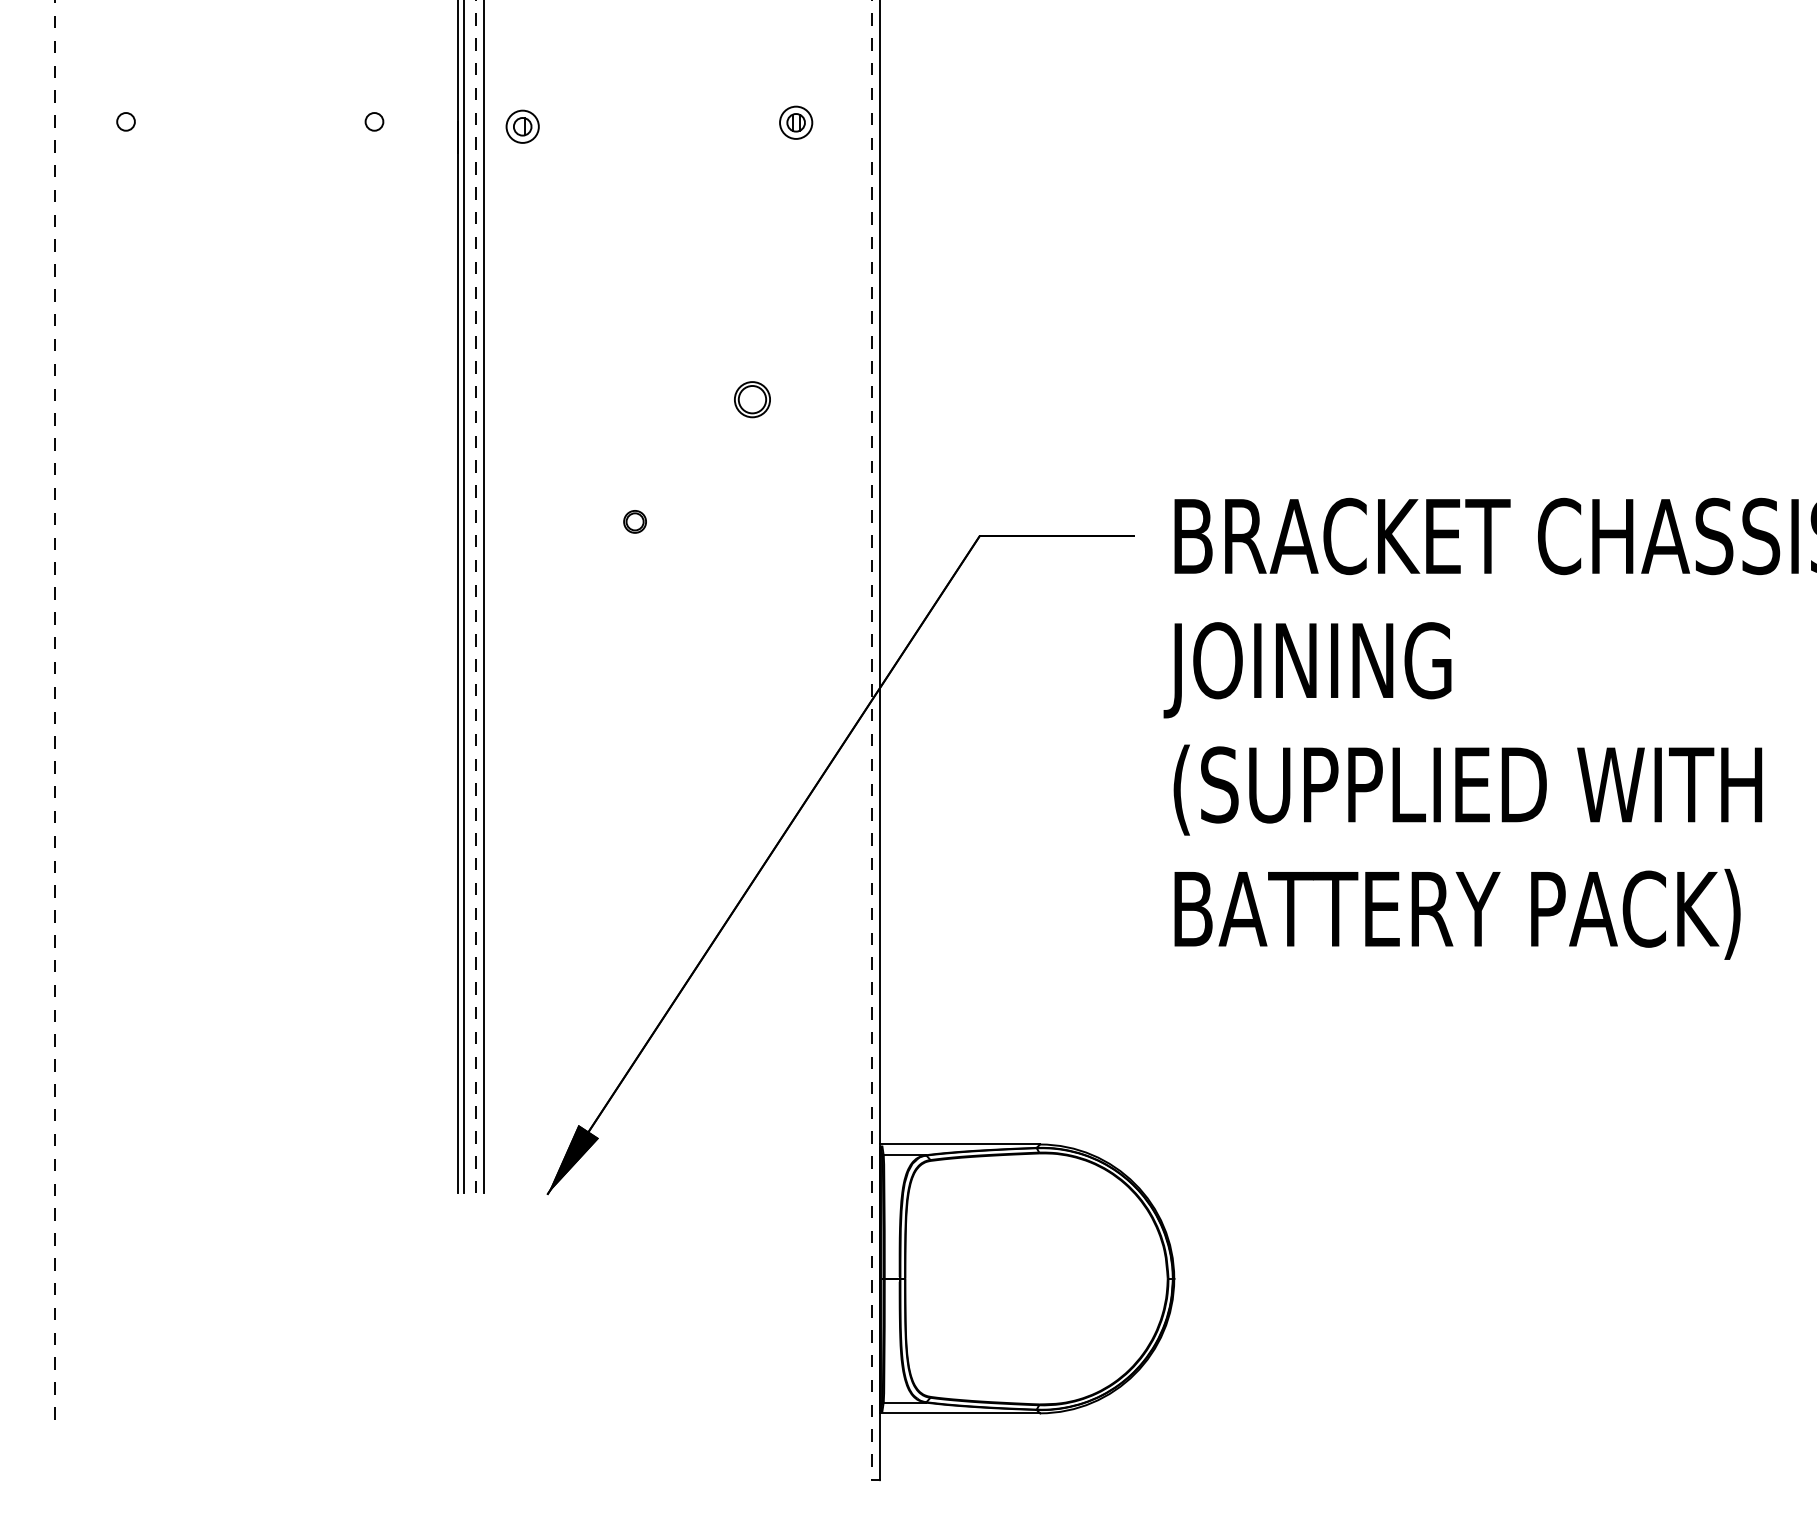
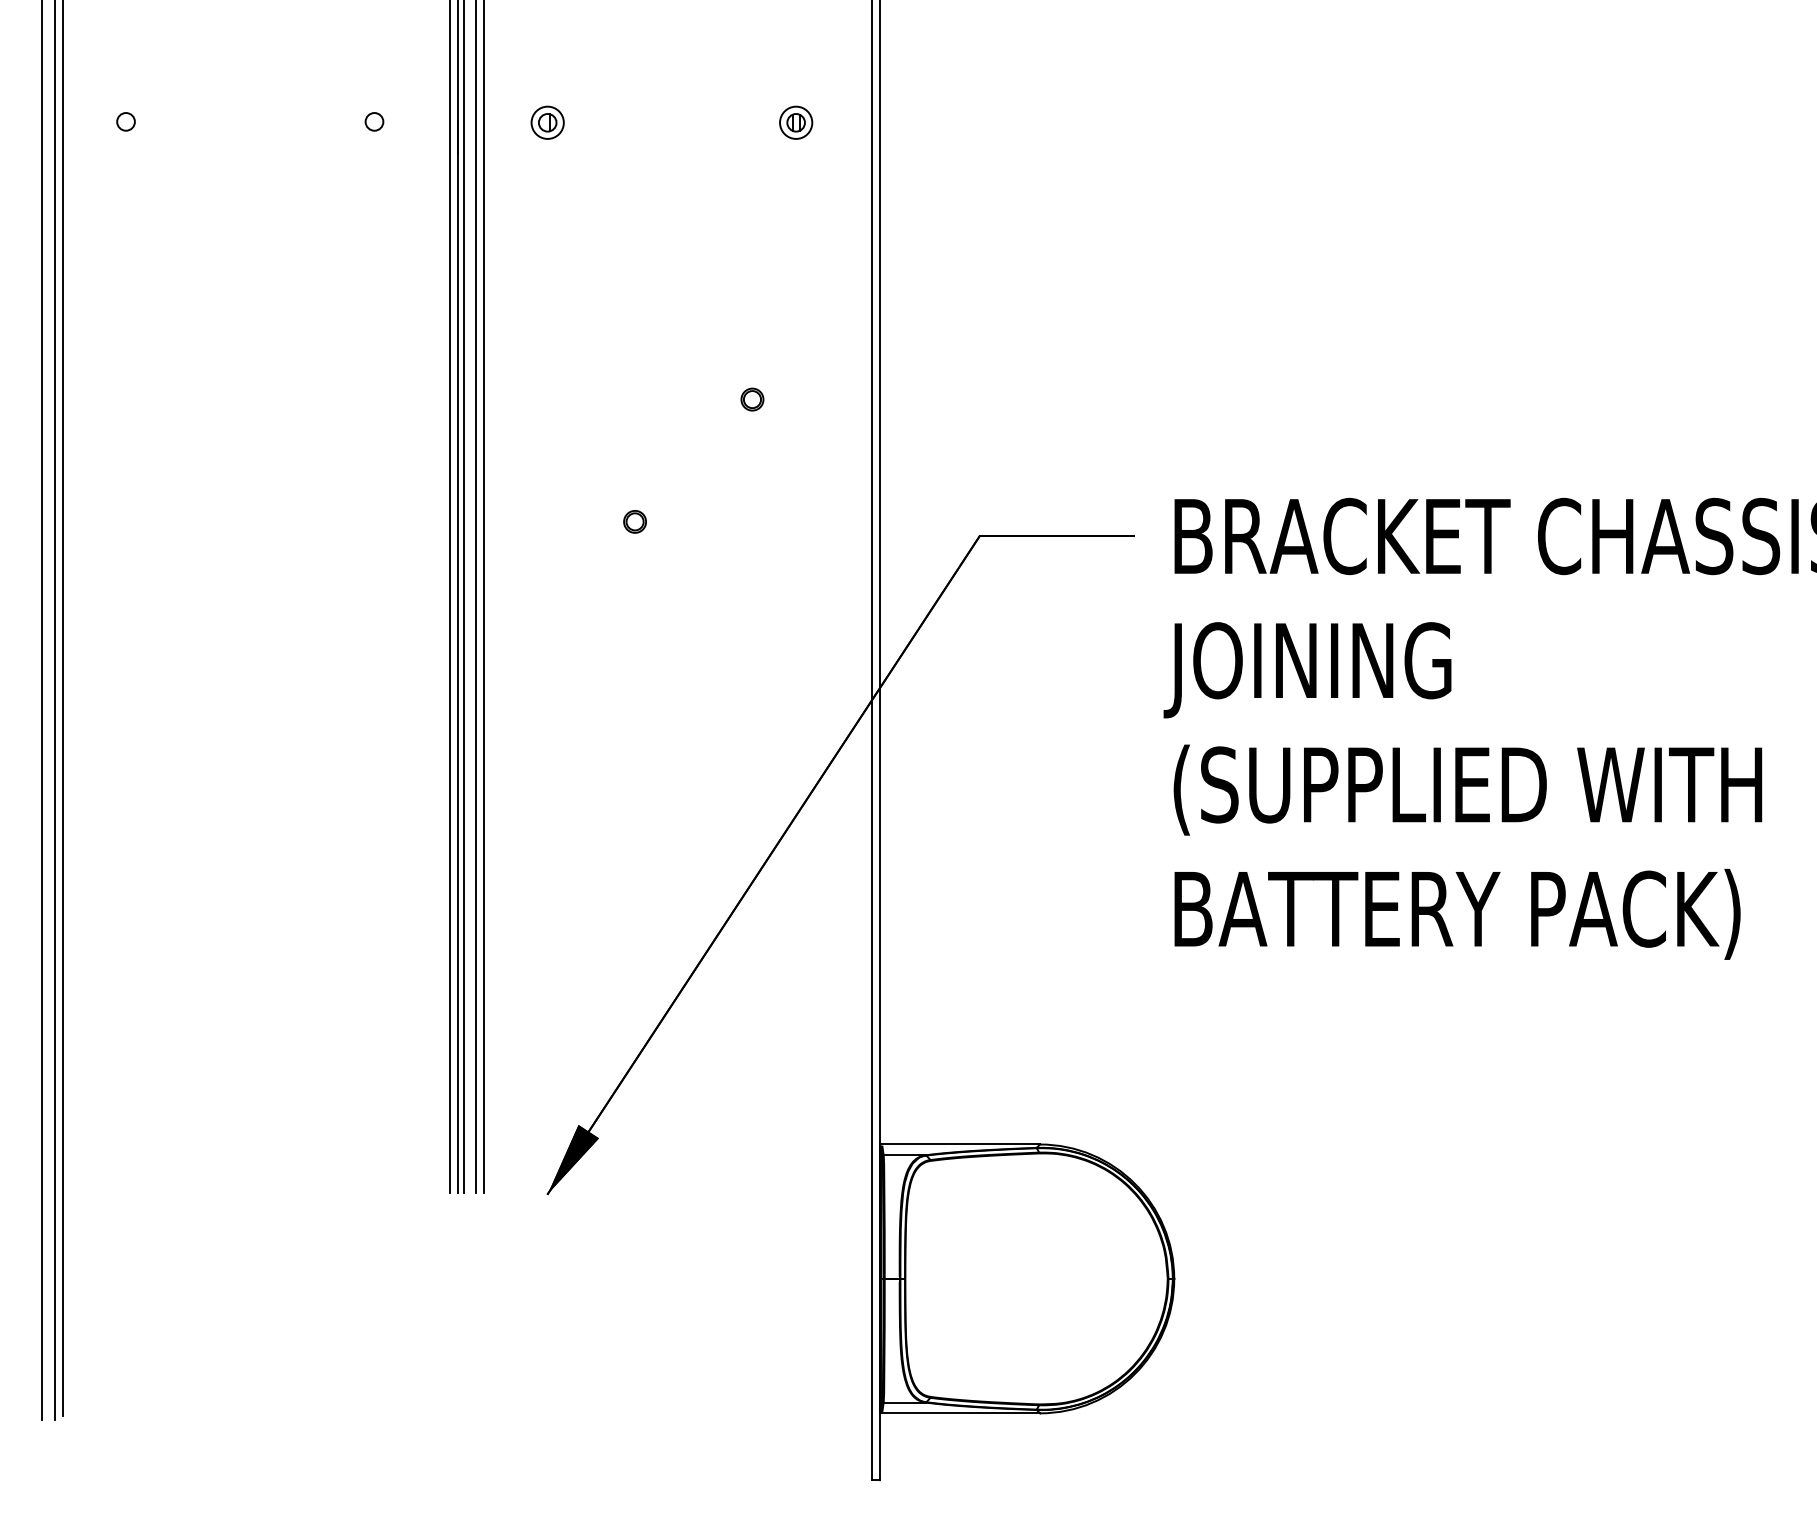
part position: (522, 126) -> (547, 122) (547, 122)
part size: 37x38 px -> 25x25 px (752, 399)
line: dashed -> solid (476, 596)
line: none -> present (449, 597)
line: dashed -> solid (54, 709)
line: none -> present (62, 709)
line: none -> present (42, 710)
line: dashed -> solid (871, 740)
